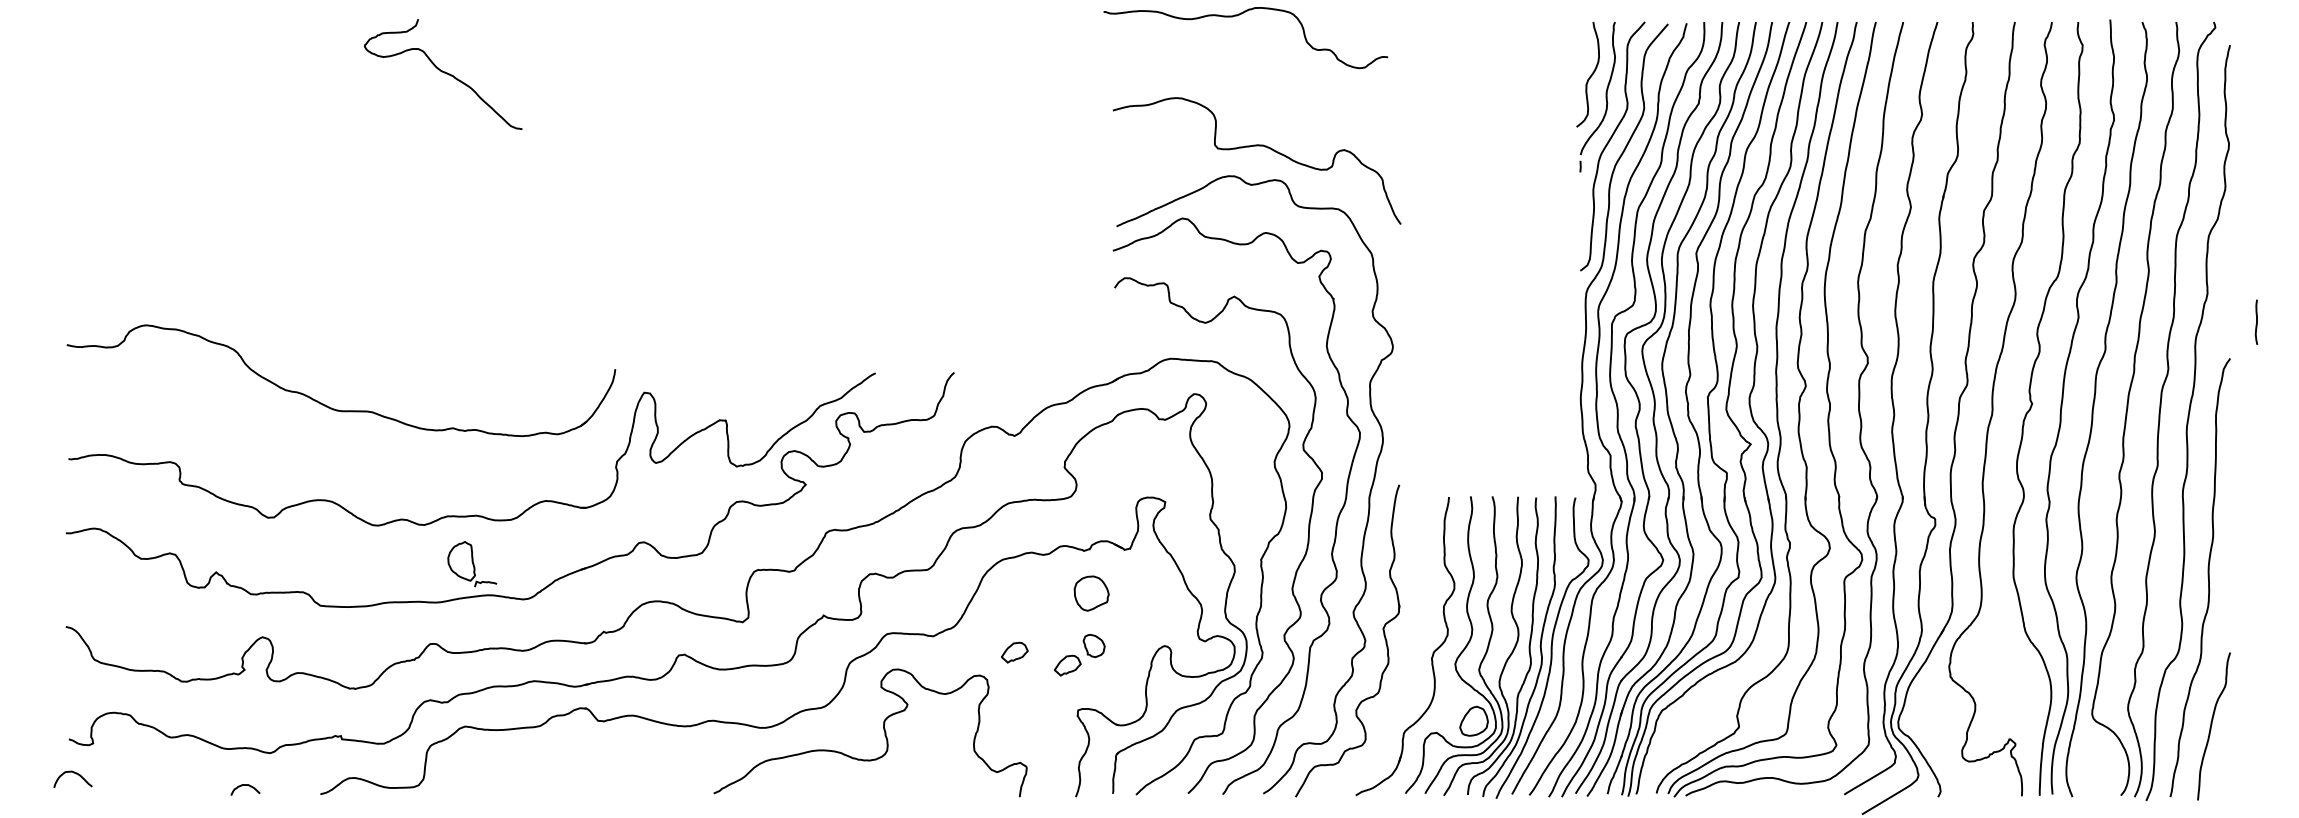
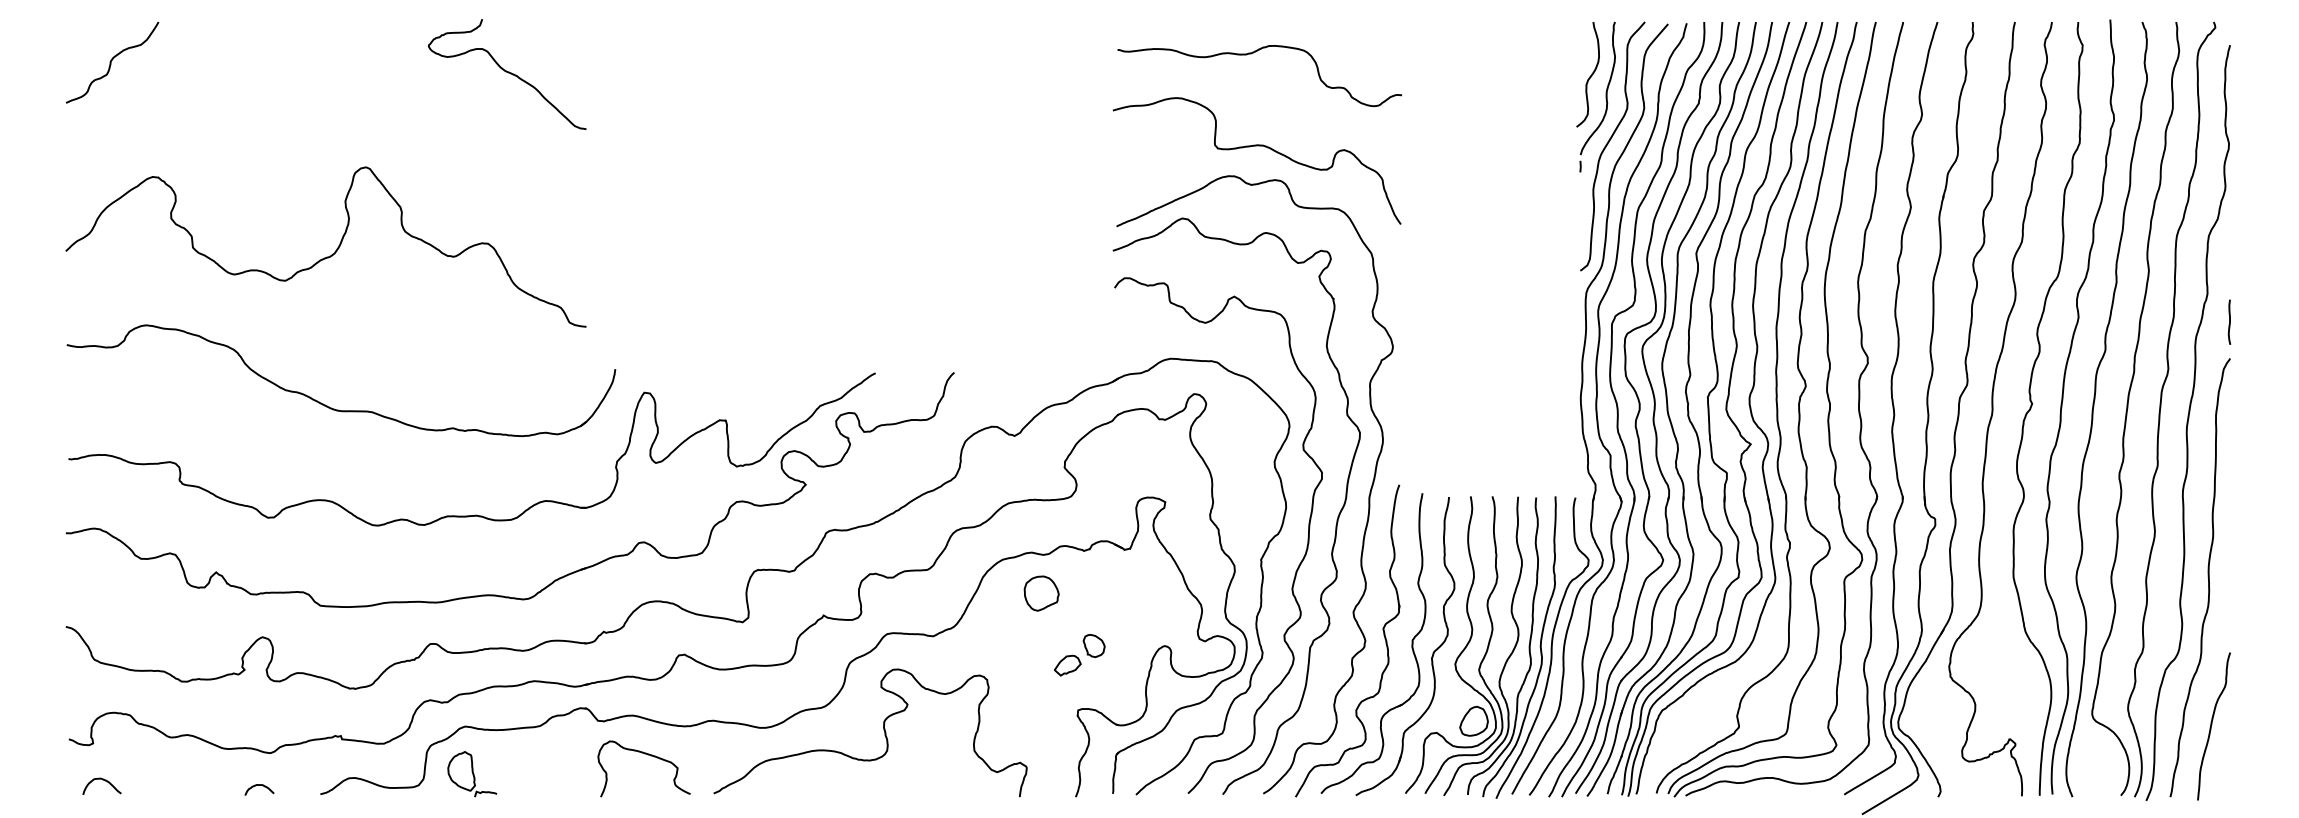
curve position: (1237, 16) -> (1251, 54) (1251, 54)
curve: none -> present (111, 62)
curve position: (444, 73) -> (508, 73) (508, 73)
curve: none -> present (332, 253)
curve position: (2256, 321) -> (2229, 321) (2229, 321)
part position: (472, 564) -> (472, 774) (472, 774)
part position: (1091, 593) -> (1041, 593) (1041, 593)
part: none -> present (1411, 643)
part: present -> none (1014, 652)
curve: none -> present (647, 755)
curve position: (73, 773) -> (102, 780) (102, 780)
curve position: (245, 785) -> (259, 785) (259, 785)
